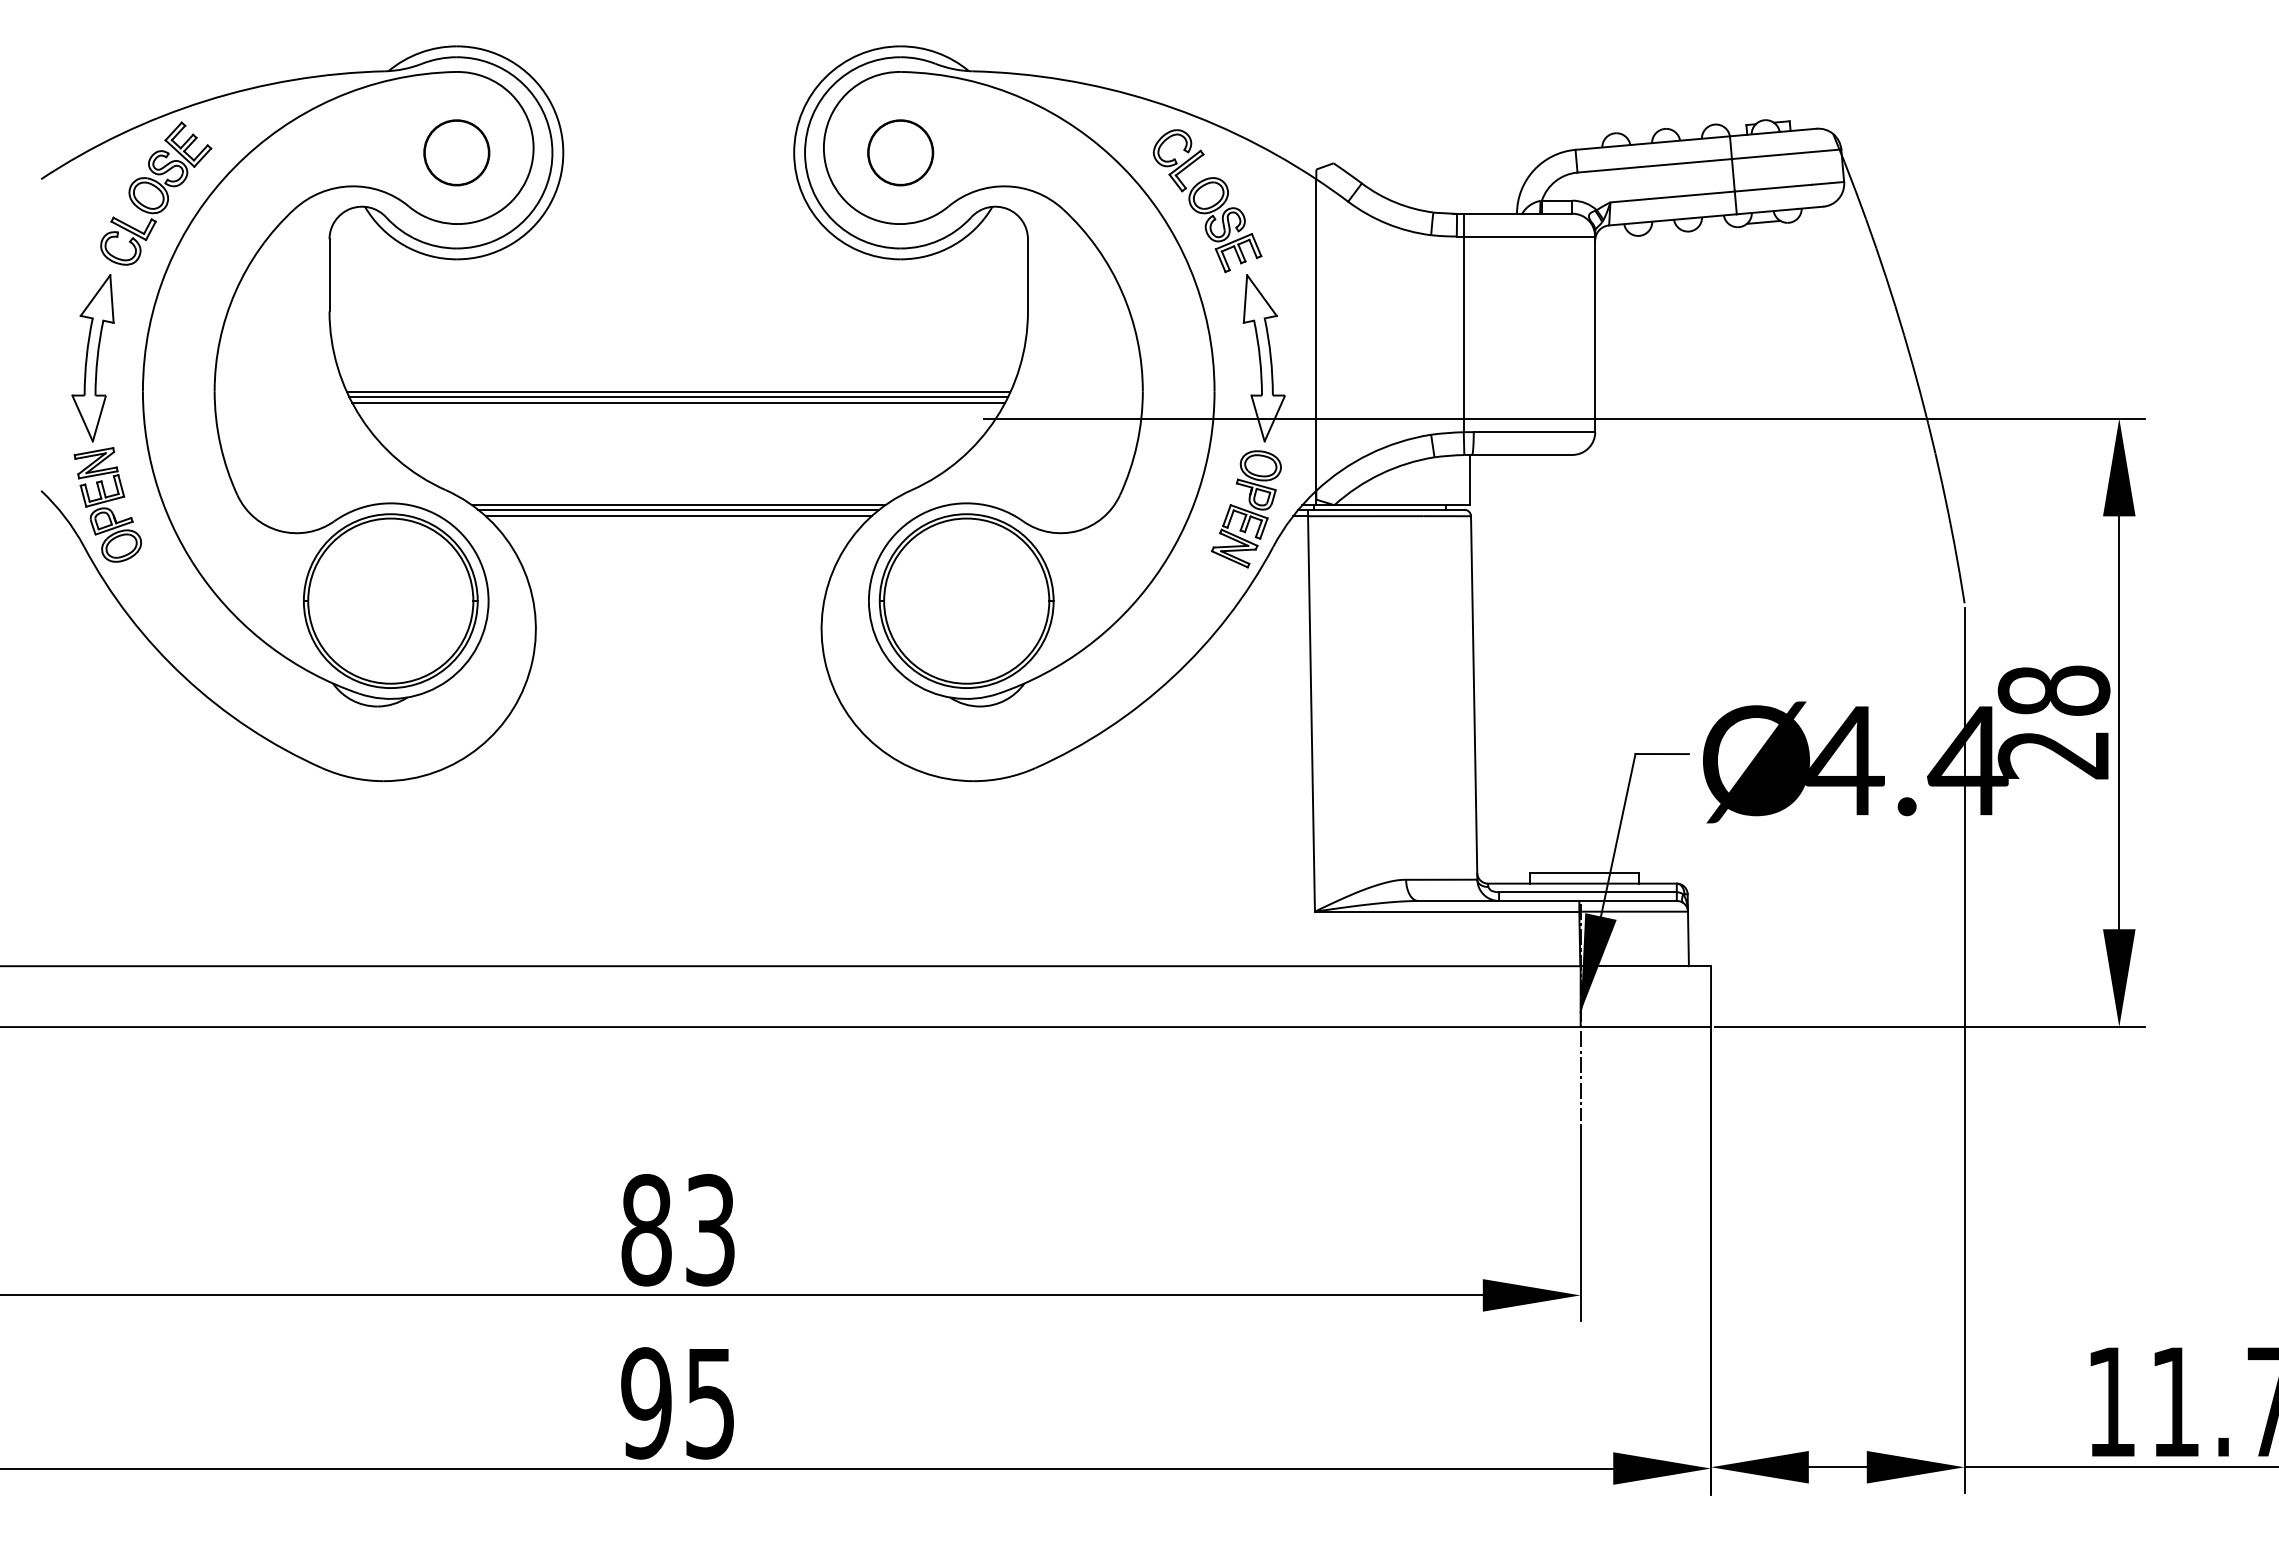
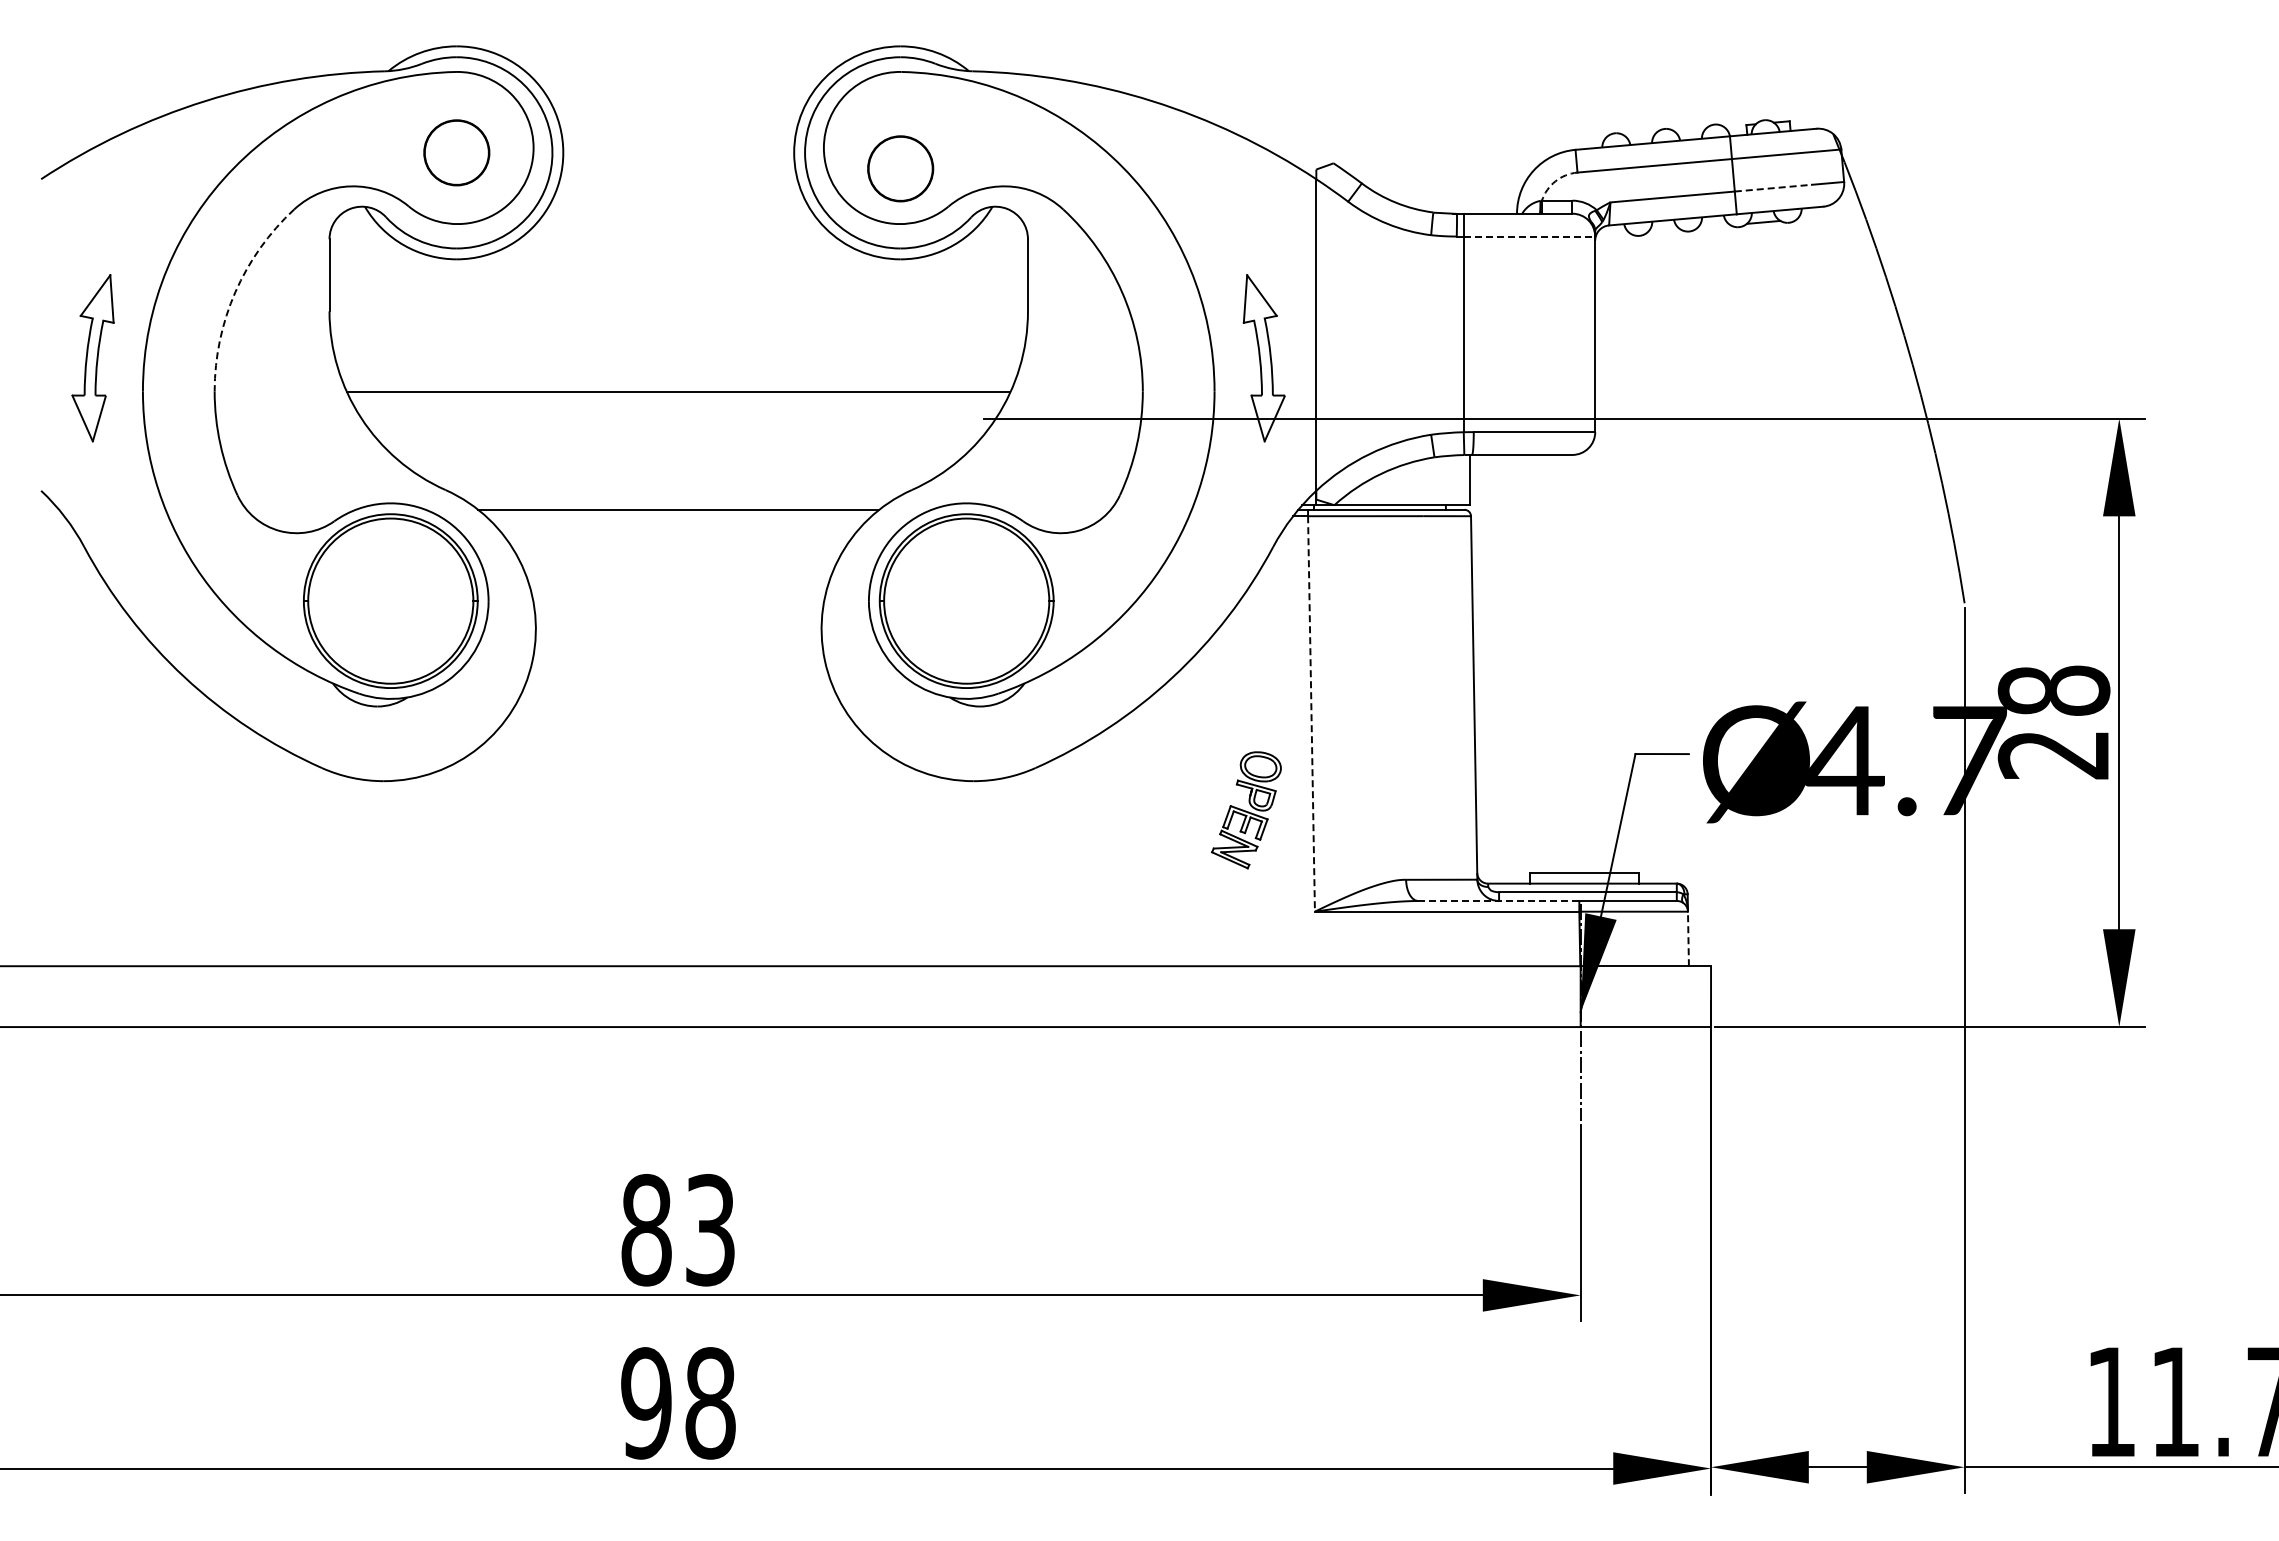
part position: (900, 152) -> (900, 168) (900, 168)
arc: solid -> dashed (1555, 181)
line: solid -> dashed (1773, 188)
part: present -> none (156, 193)
part: present -> none (1207, 201)
line: solid -> dashed (1529, 236)
arc: solid -> dashed (235, 292)
line: present -> none (678, 396)
line: present -> none (678, 402)
part: present -> none (107, 504)
line: present -> none (678, 505)
part position: (1246, 509) -> (1246, 810) (1246, 810)
line: present -> none (678, 516)
line: solid -> dashed (1311, 713)
text: 4.4 -> 4.7 (1967, 760)
line: solid -> dashed (1499, 901)
line: solid -> dashed (1688, 938)
text: 95 -> 98 (710, 1403)
